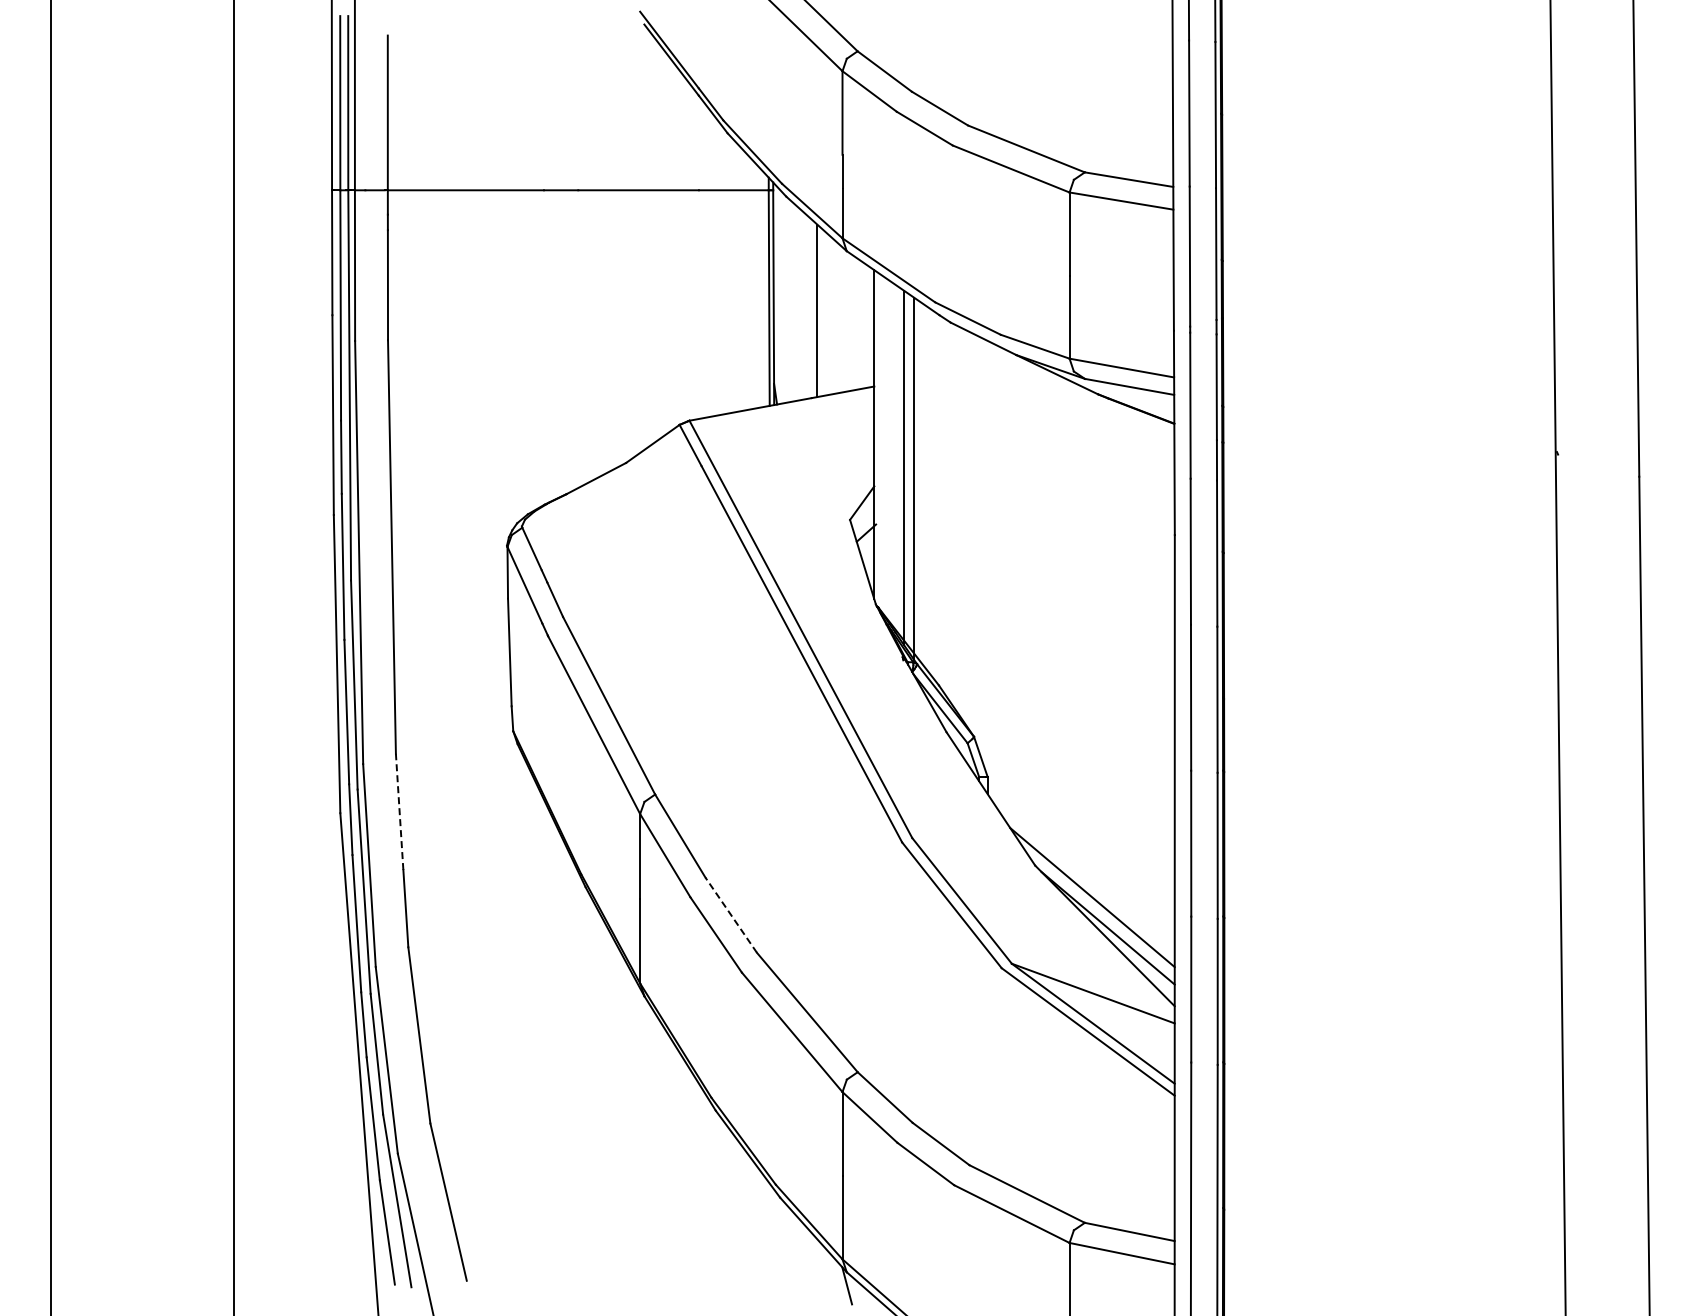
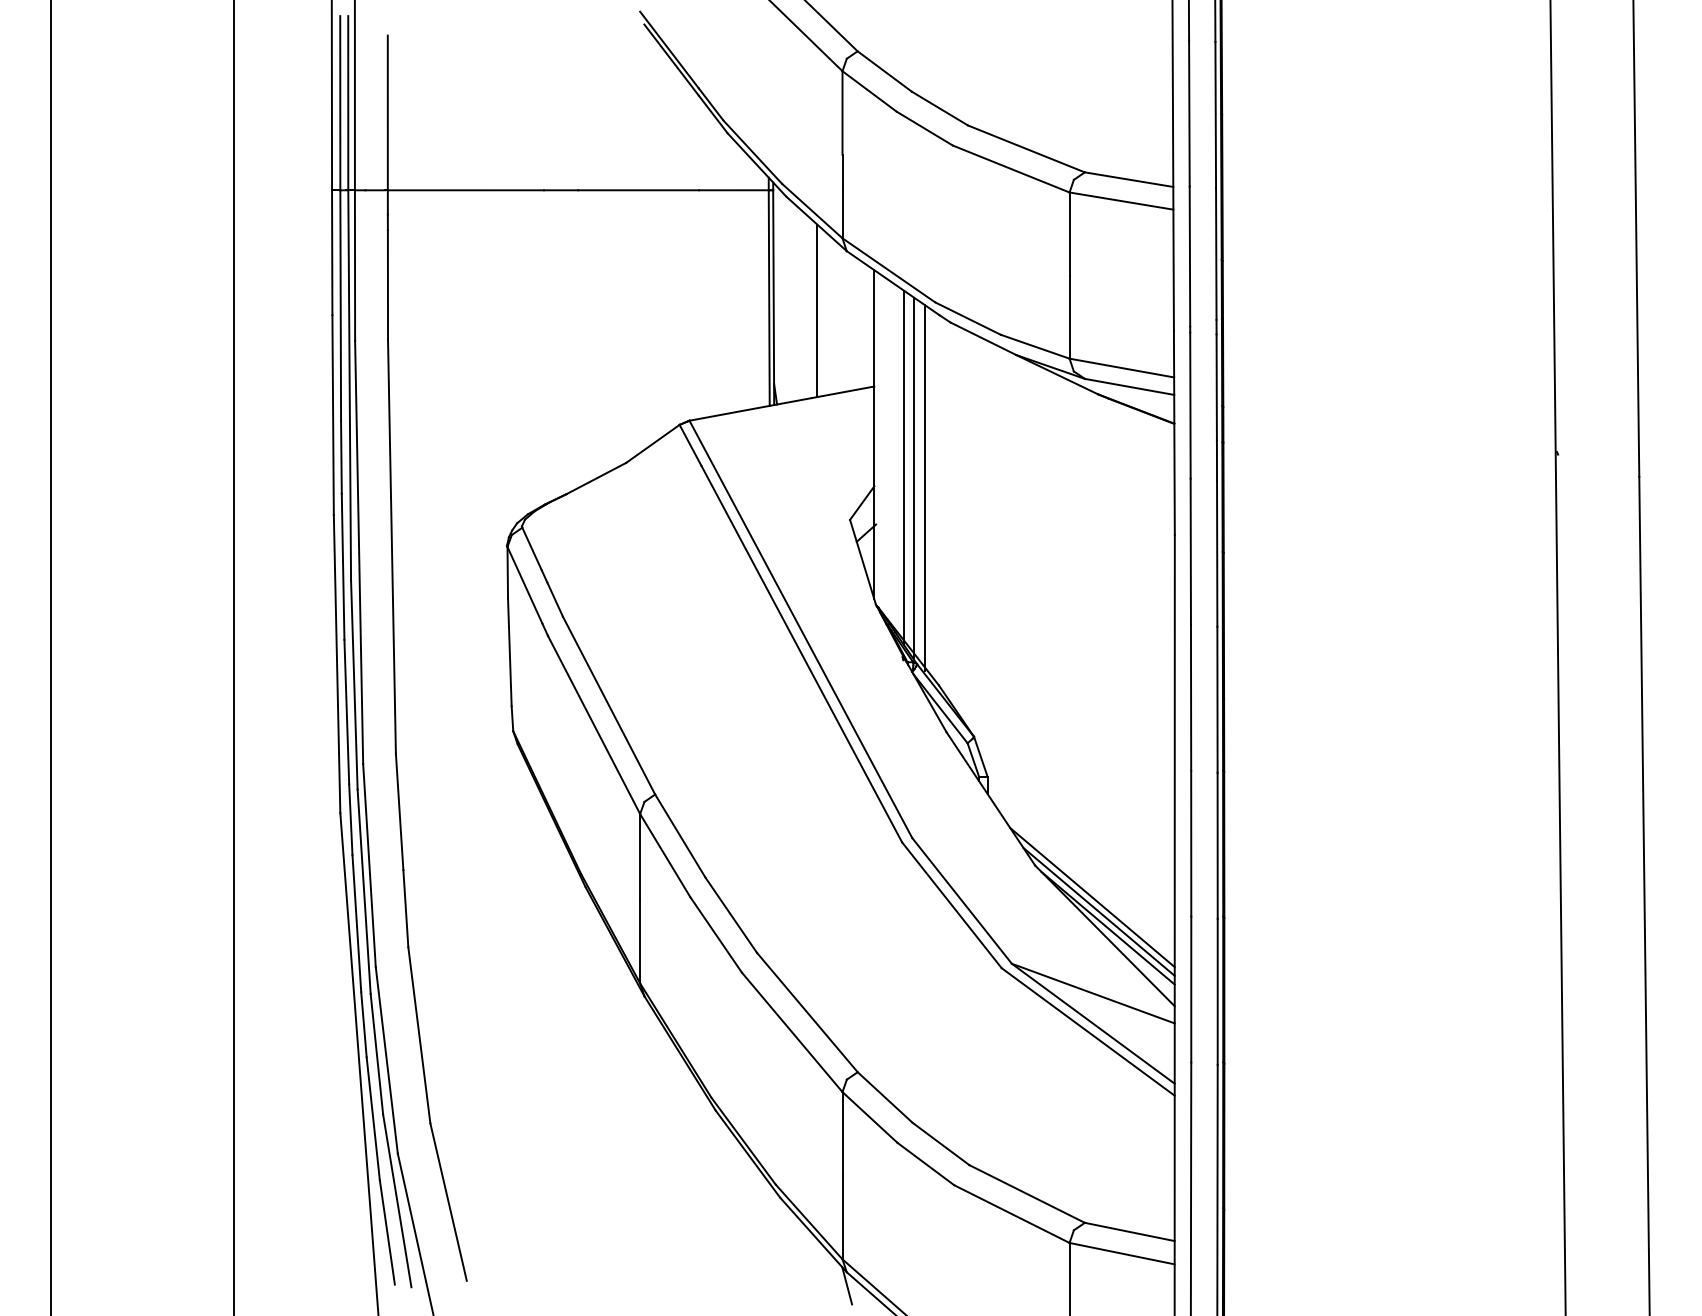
line: none -> present (924, 487)
line: dashed -> solid (399, 811)
line: none -> present (1098, 911)
line: dashed -> solid (731, 915)
